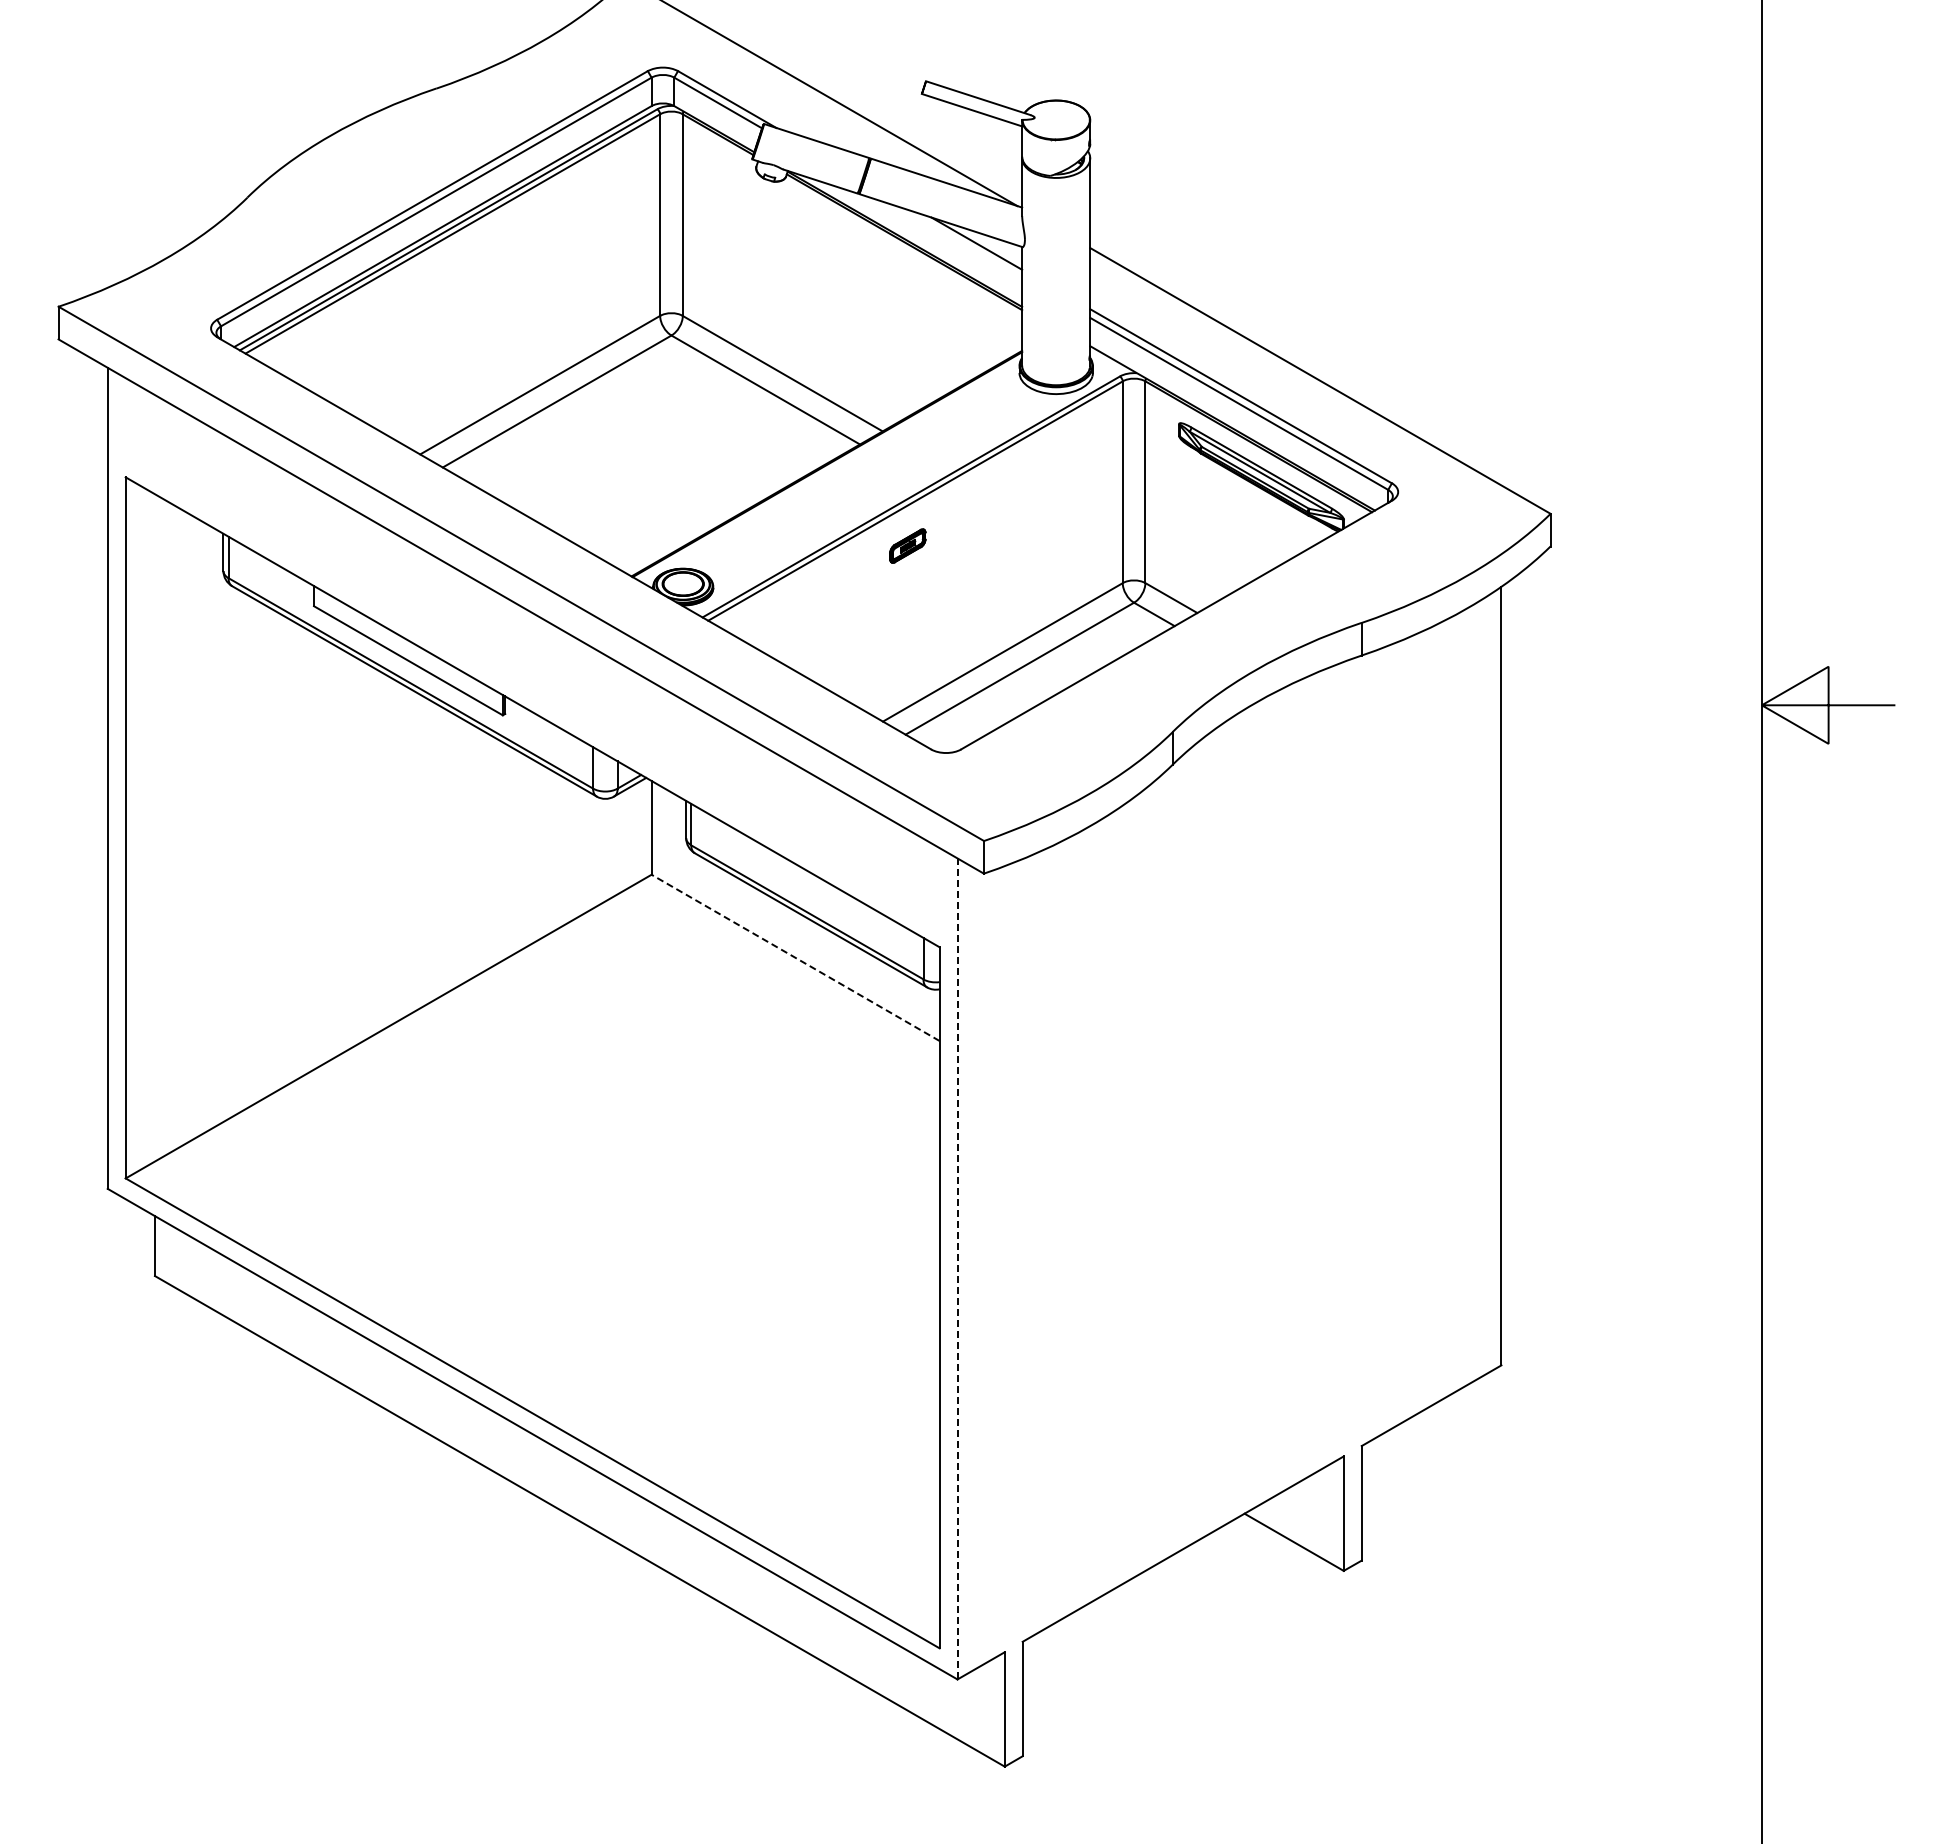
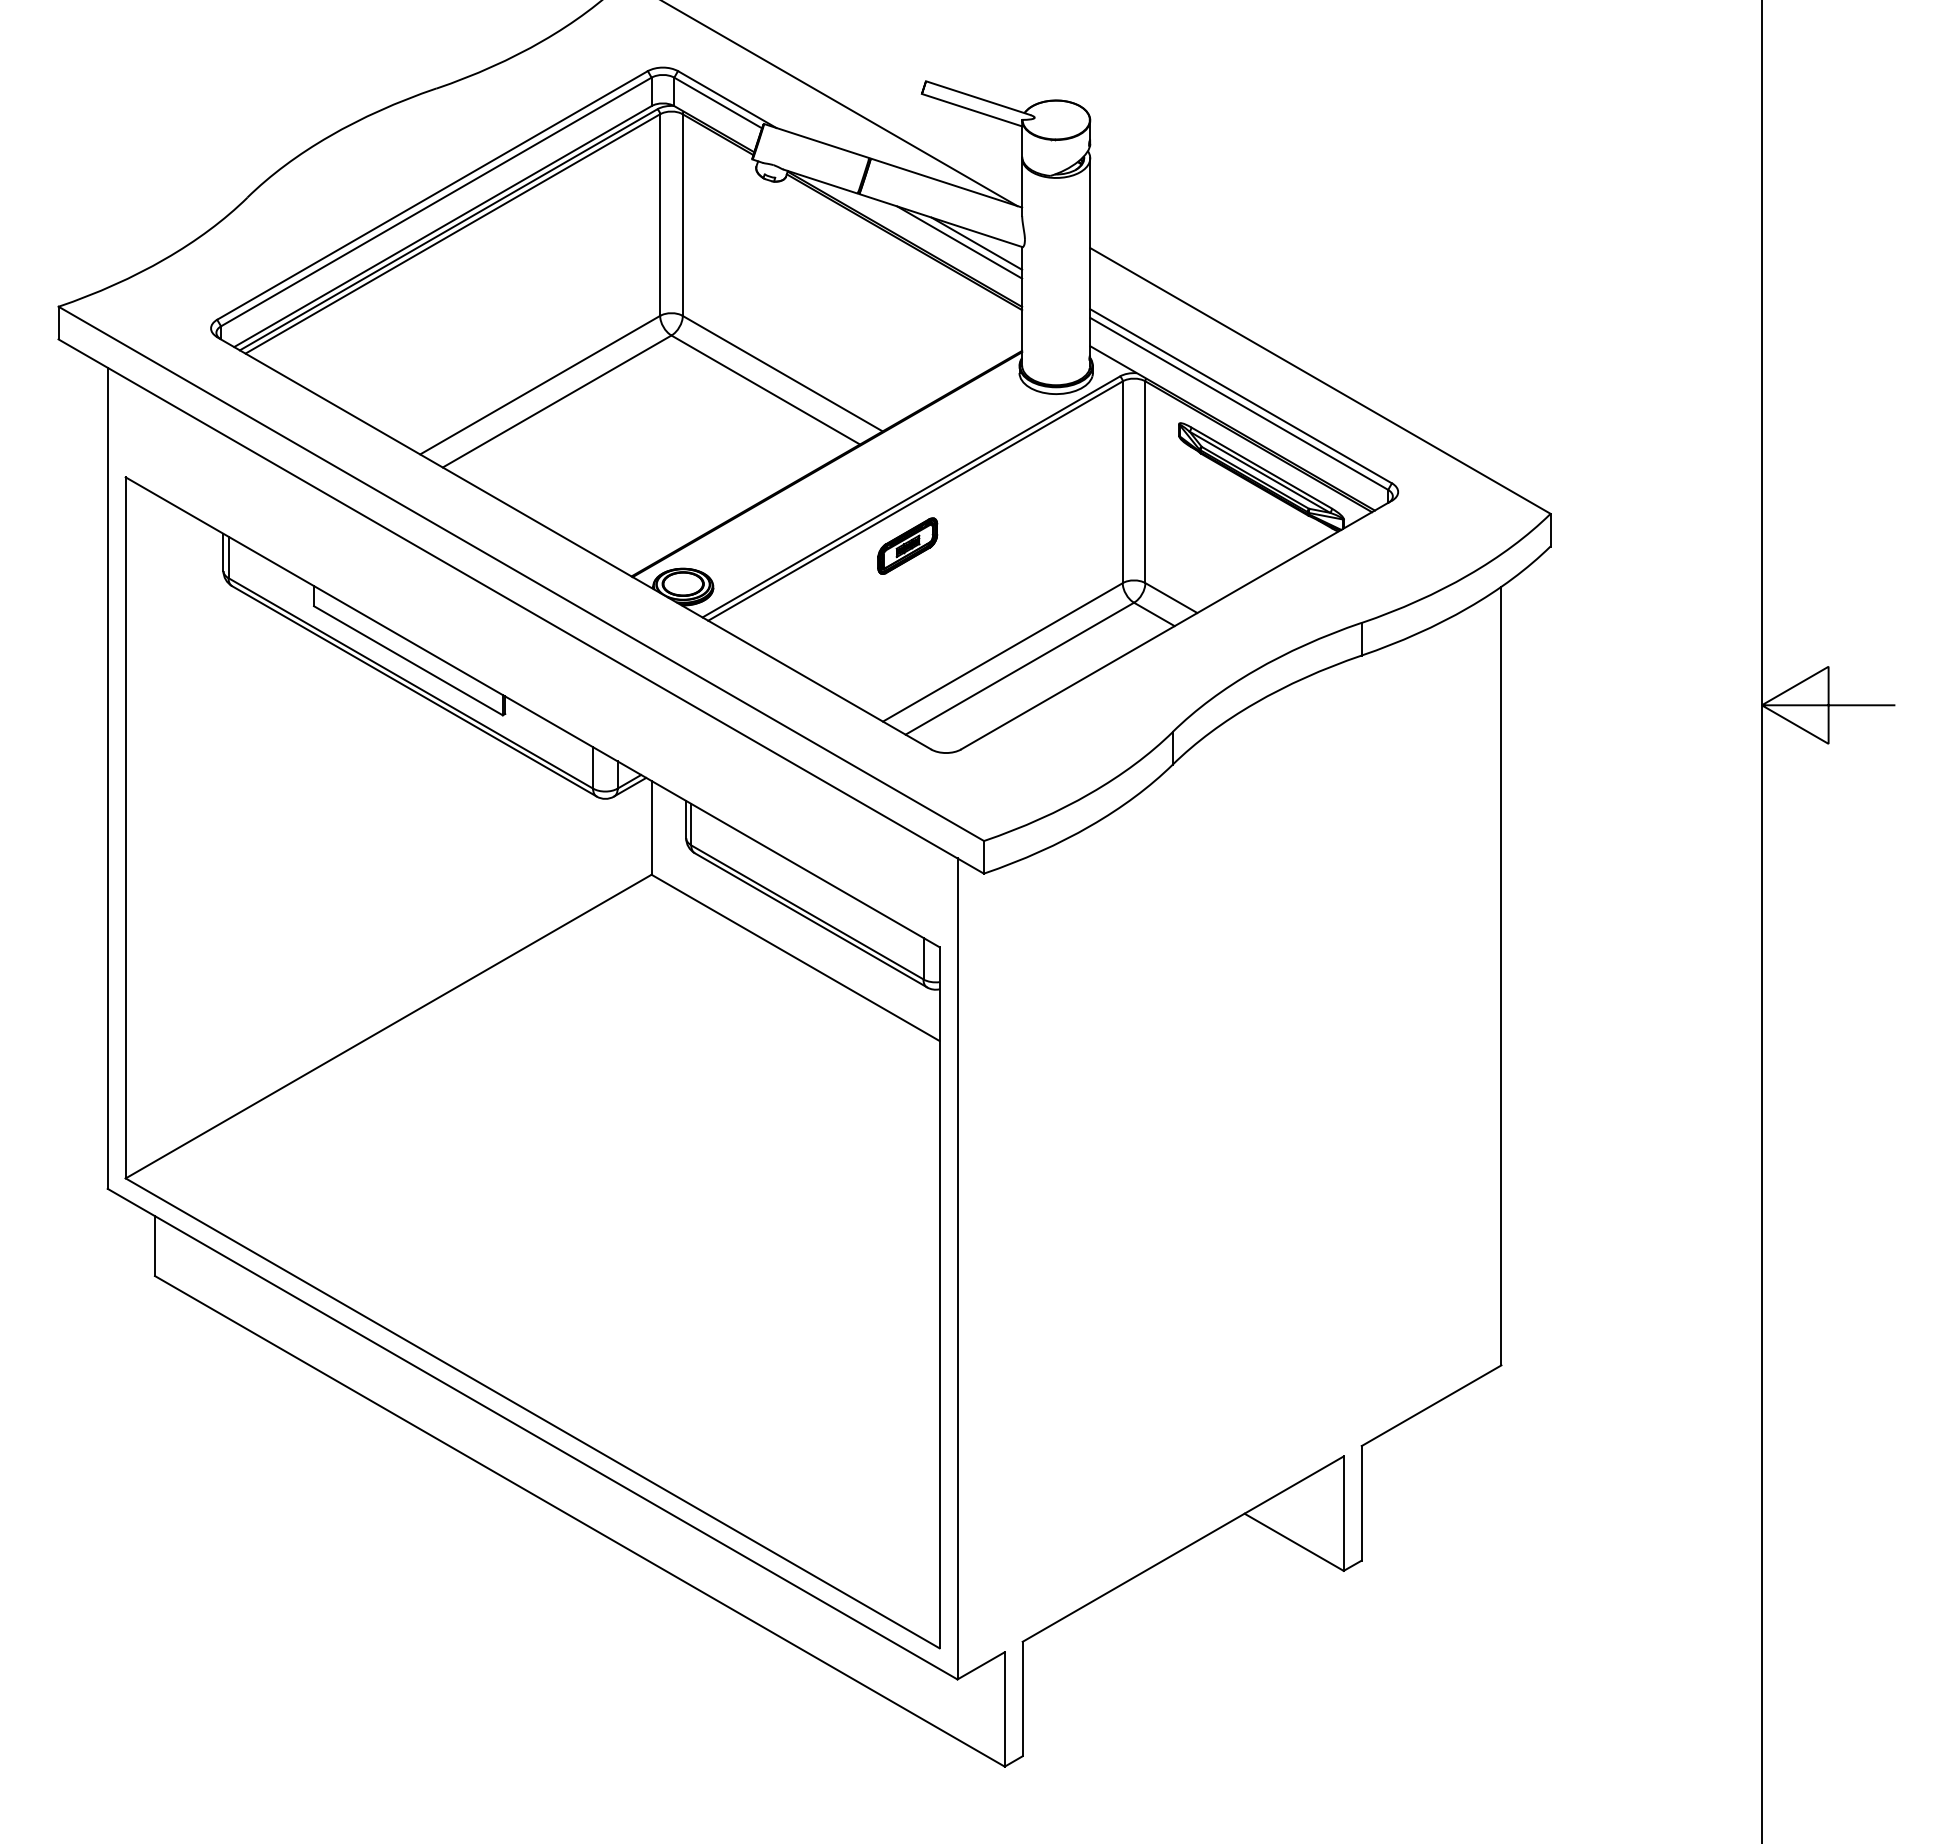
line: none -> present (959, 242)
part size: 38x36 px -> 62x58 px (907, 545)
line: dashed -> solid (795, 957)
line: dashed -> solid (957, 1269)
